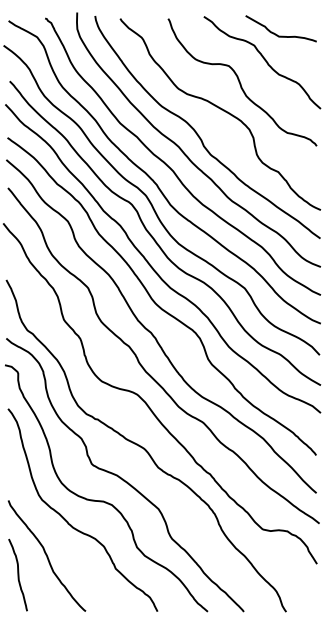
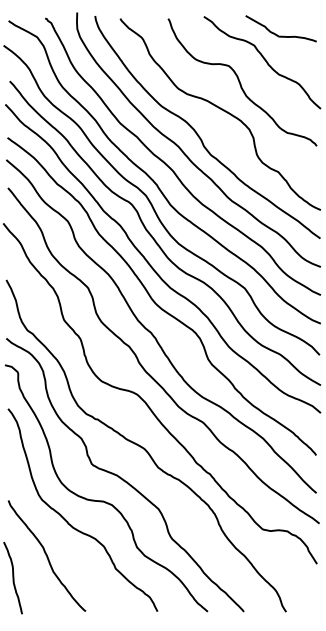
curve position: (17, 574) -> (12, 577) (12, 577)
